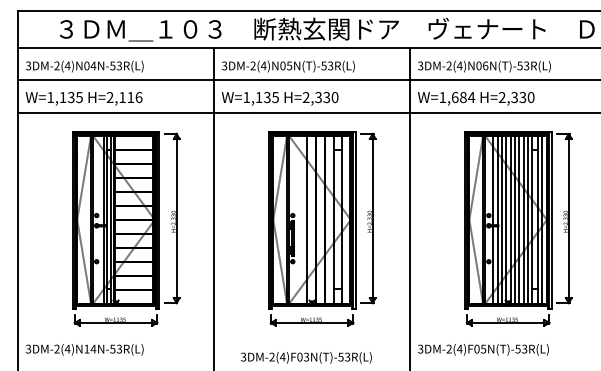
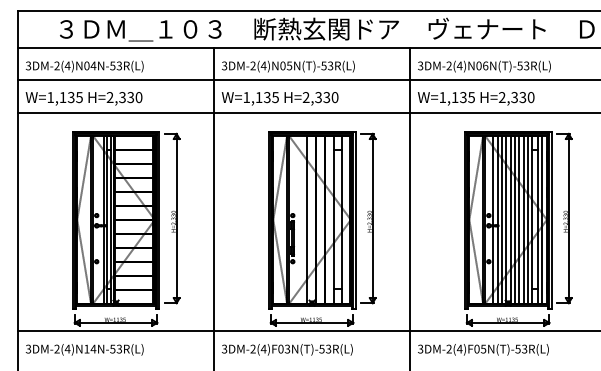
text: H=2,116 -> H=2,330 (130, 97)
text: W=1,684 -> W=1,135 (463, 97)
line: none -> present (307, 330)
text position: (306, 357) -> (287, 349) (287, 349)
